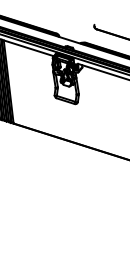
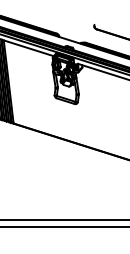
line: none -> present (64, 220)
line: none -> present (64, 227)
